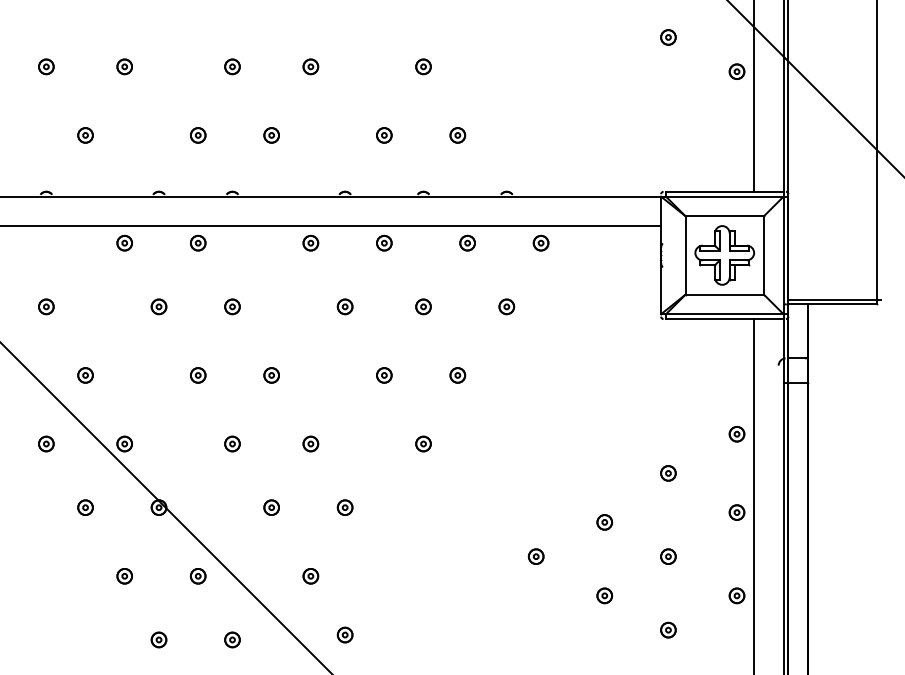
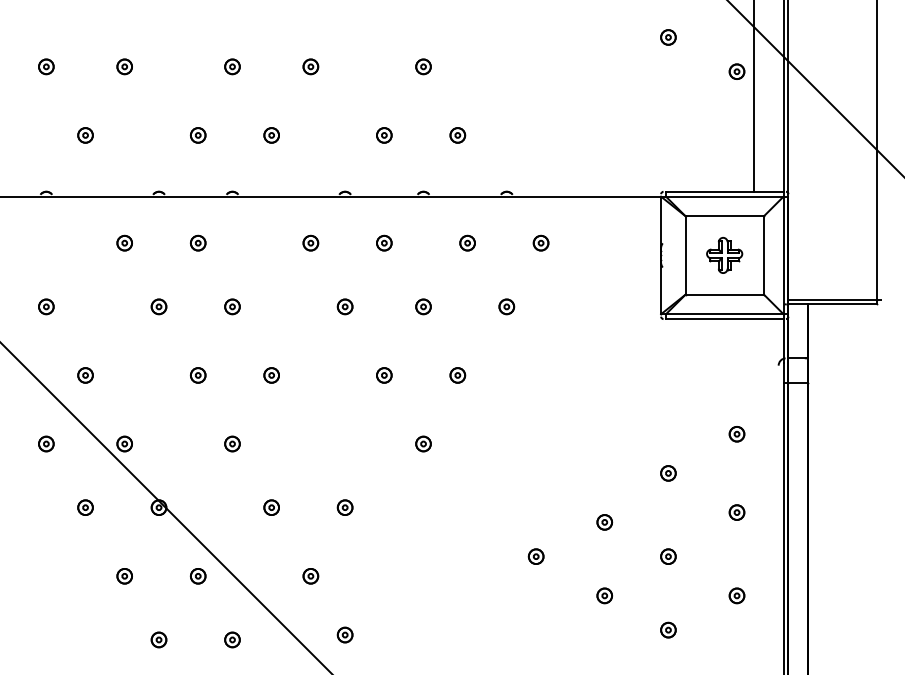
line: present -> none (331, 226)
part size: 61x61 px -> 38x37 px (724, 255)
part: present -> none (310, 443)
line: present -> none (754, 495)
